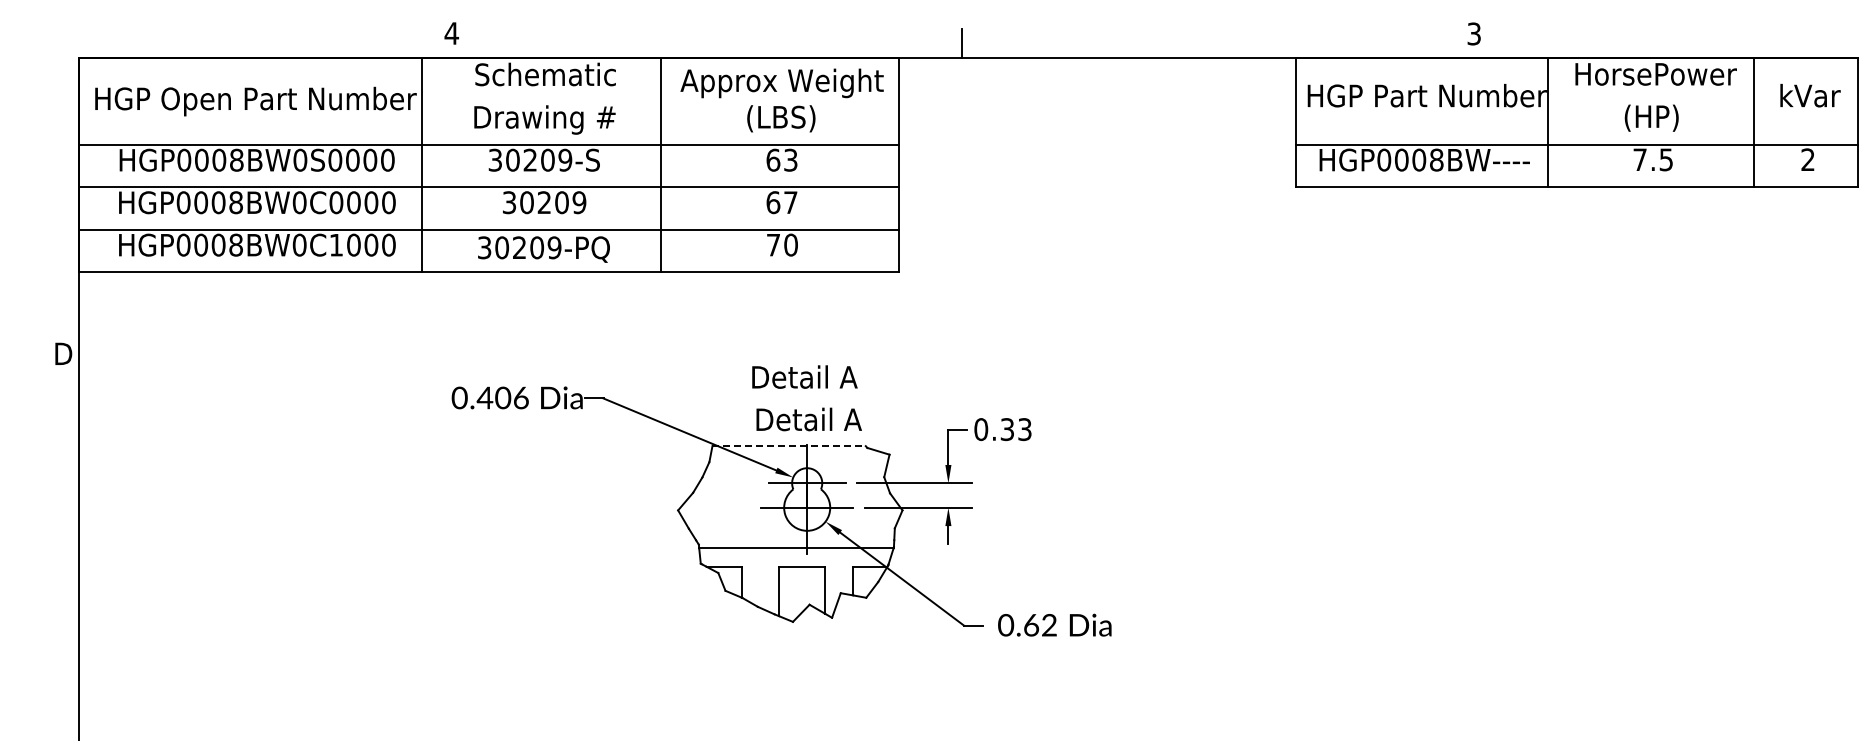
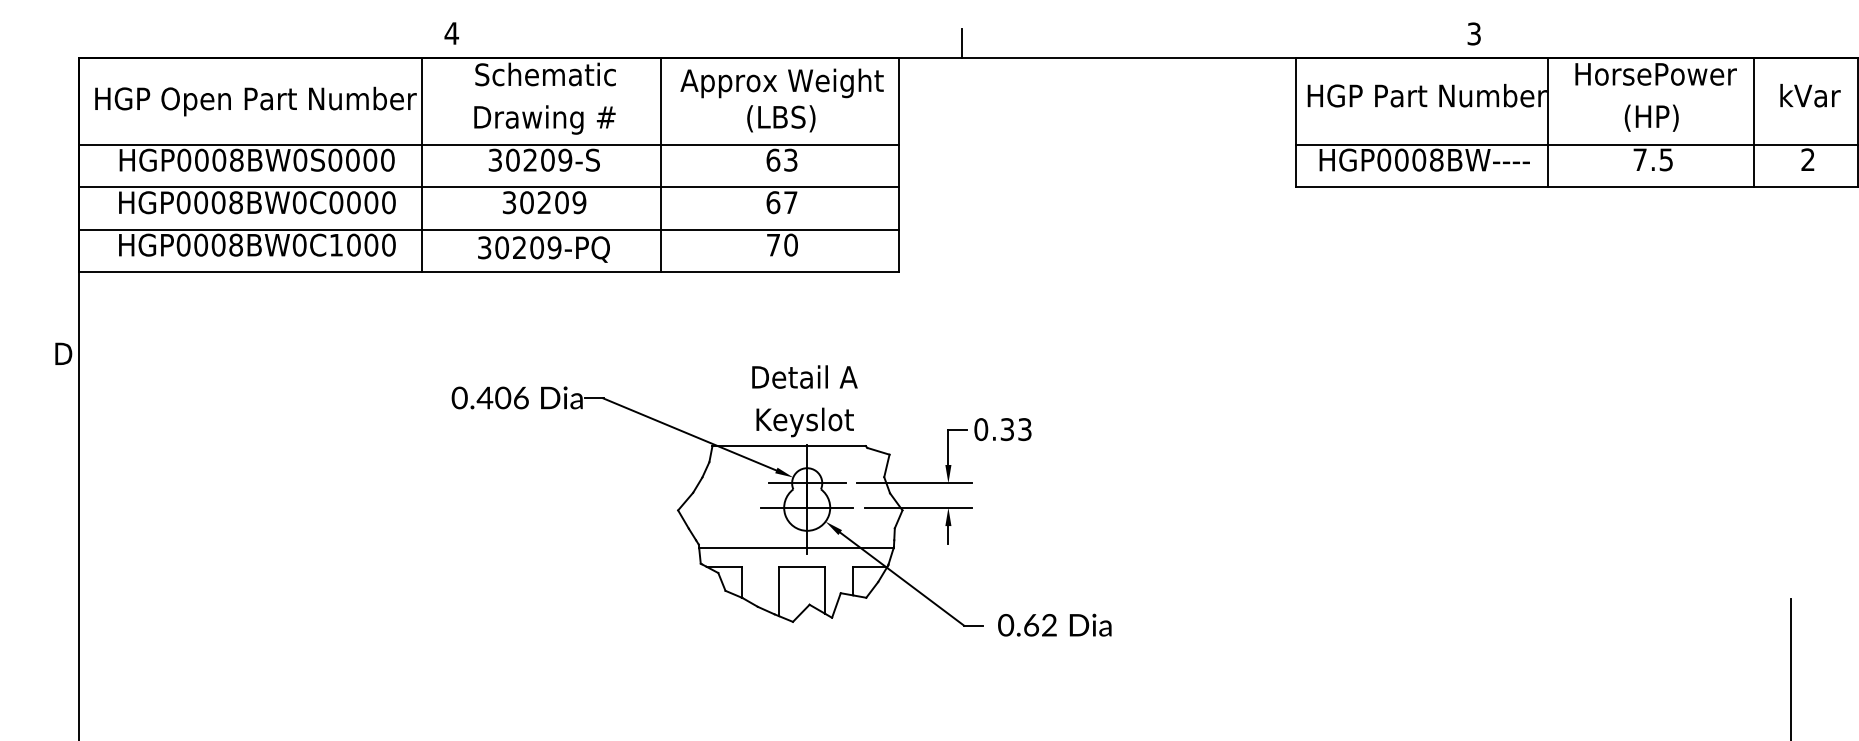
text: Detail A -> Keyslot (810, 422)
line: dashed -> solid (789, 446)
line: none -> present (1790, 668)
